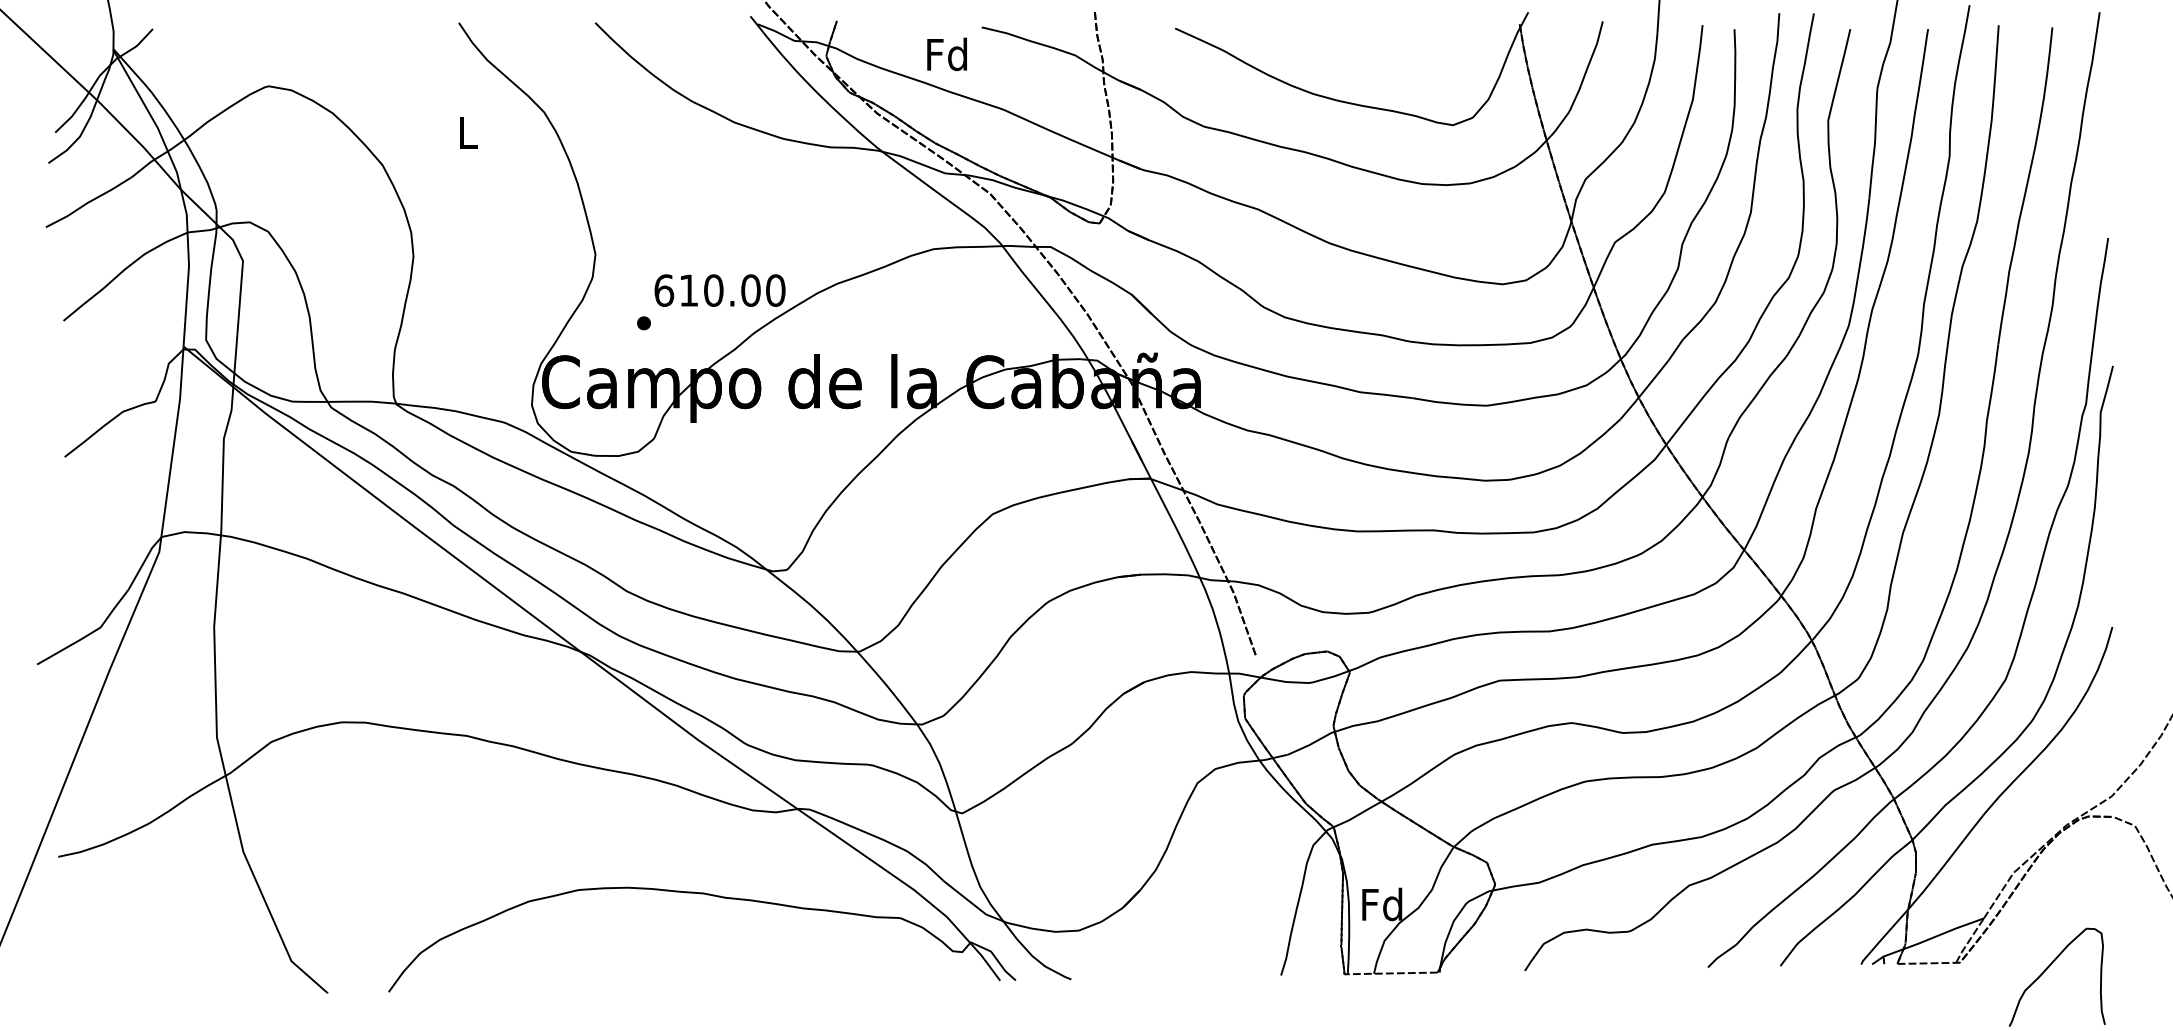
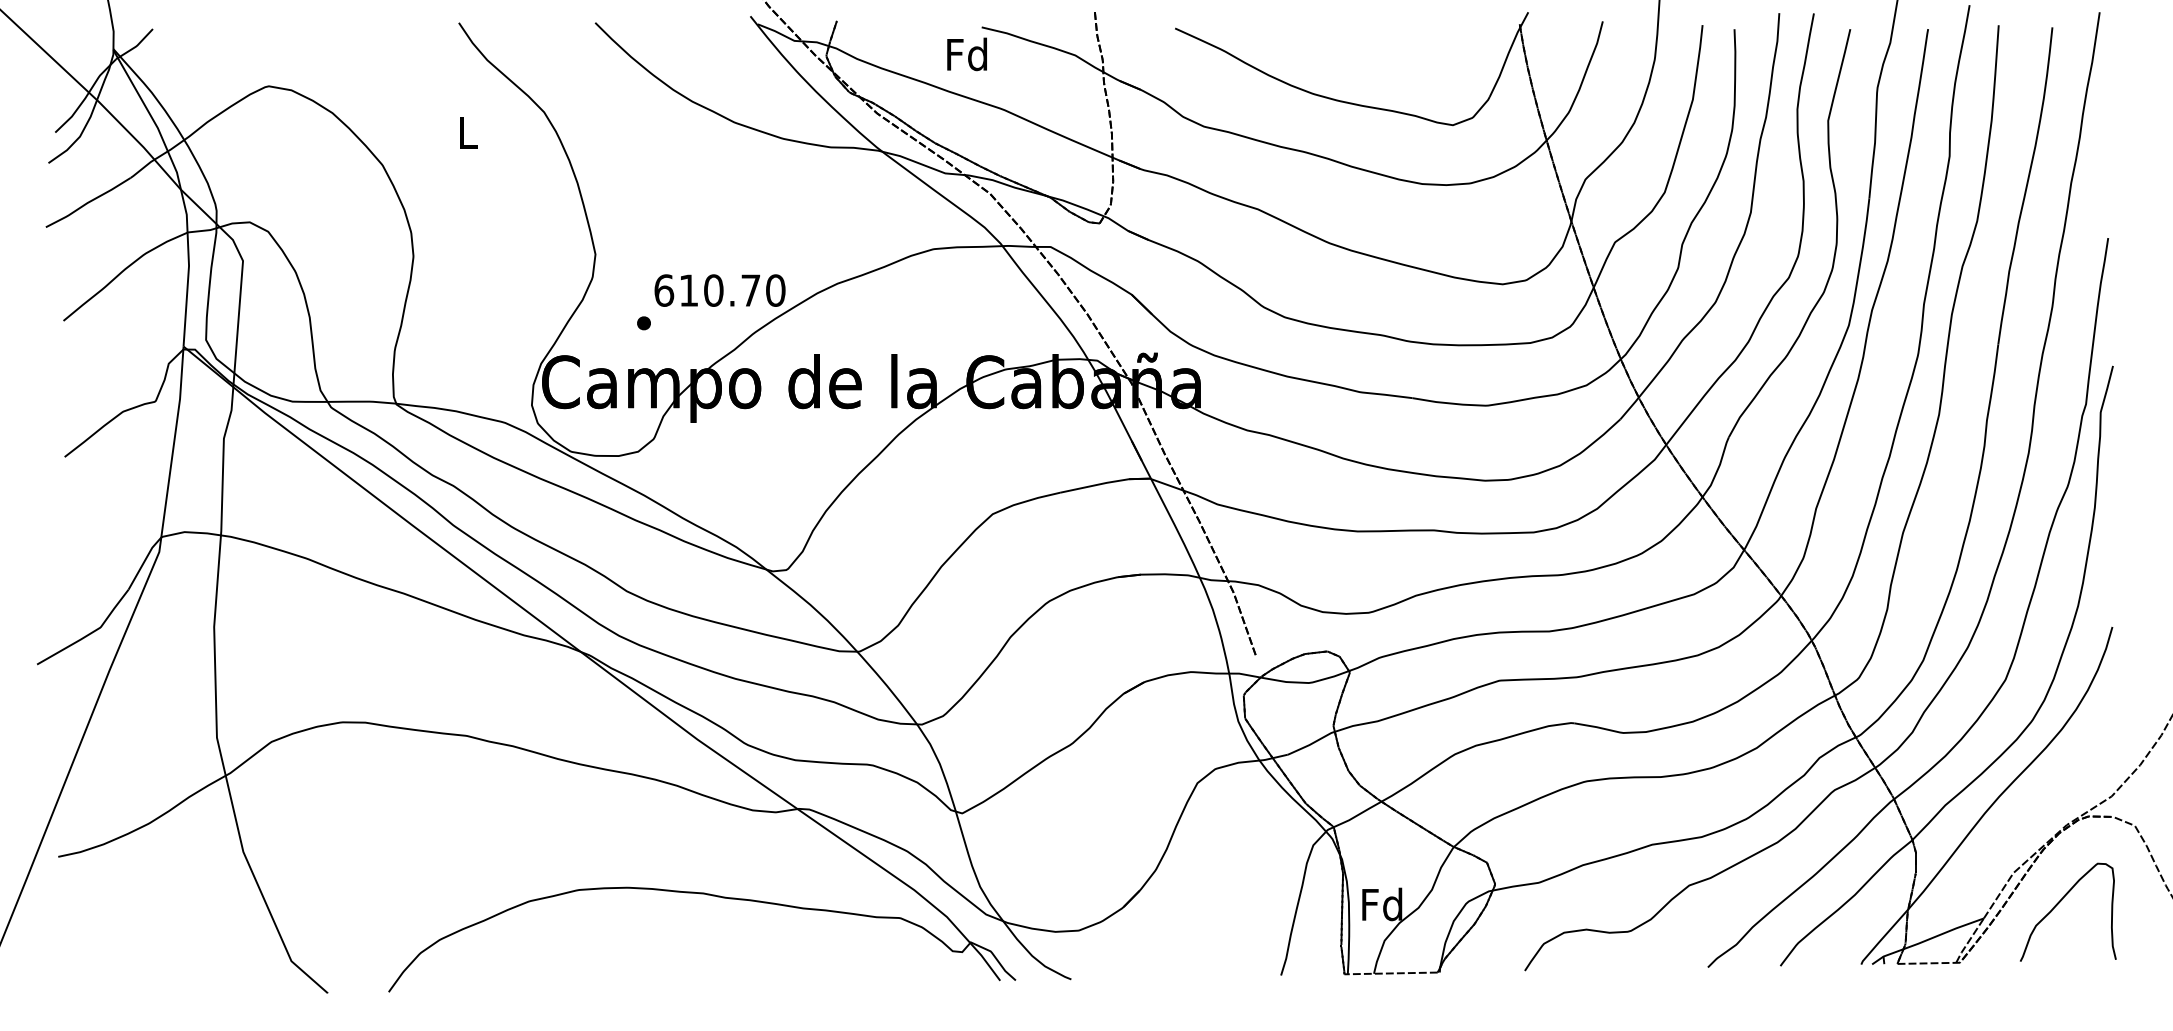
text position: (946, 54) -> (966, 54) (966, 54)
text: 610.00 -> 610.70 (750, 290)
curve position: (2049, 967) -> (2060, 902) (2060, 902)
